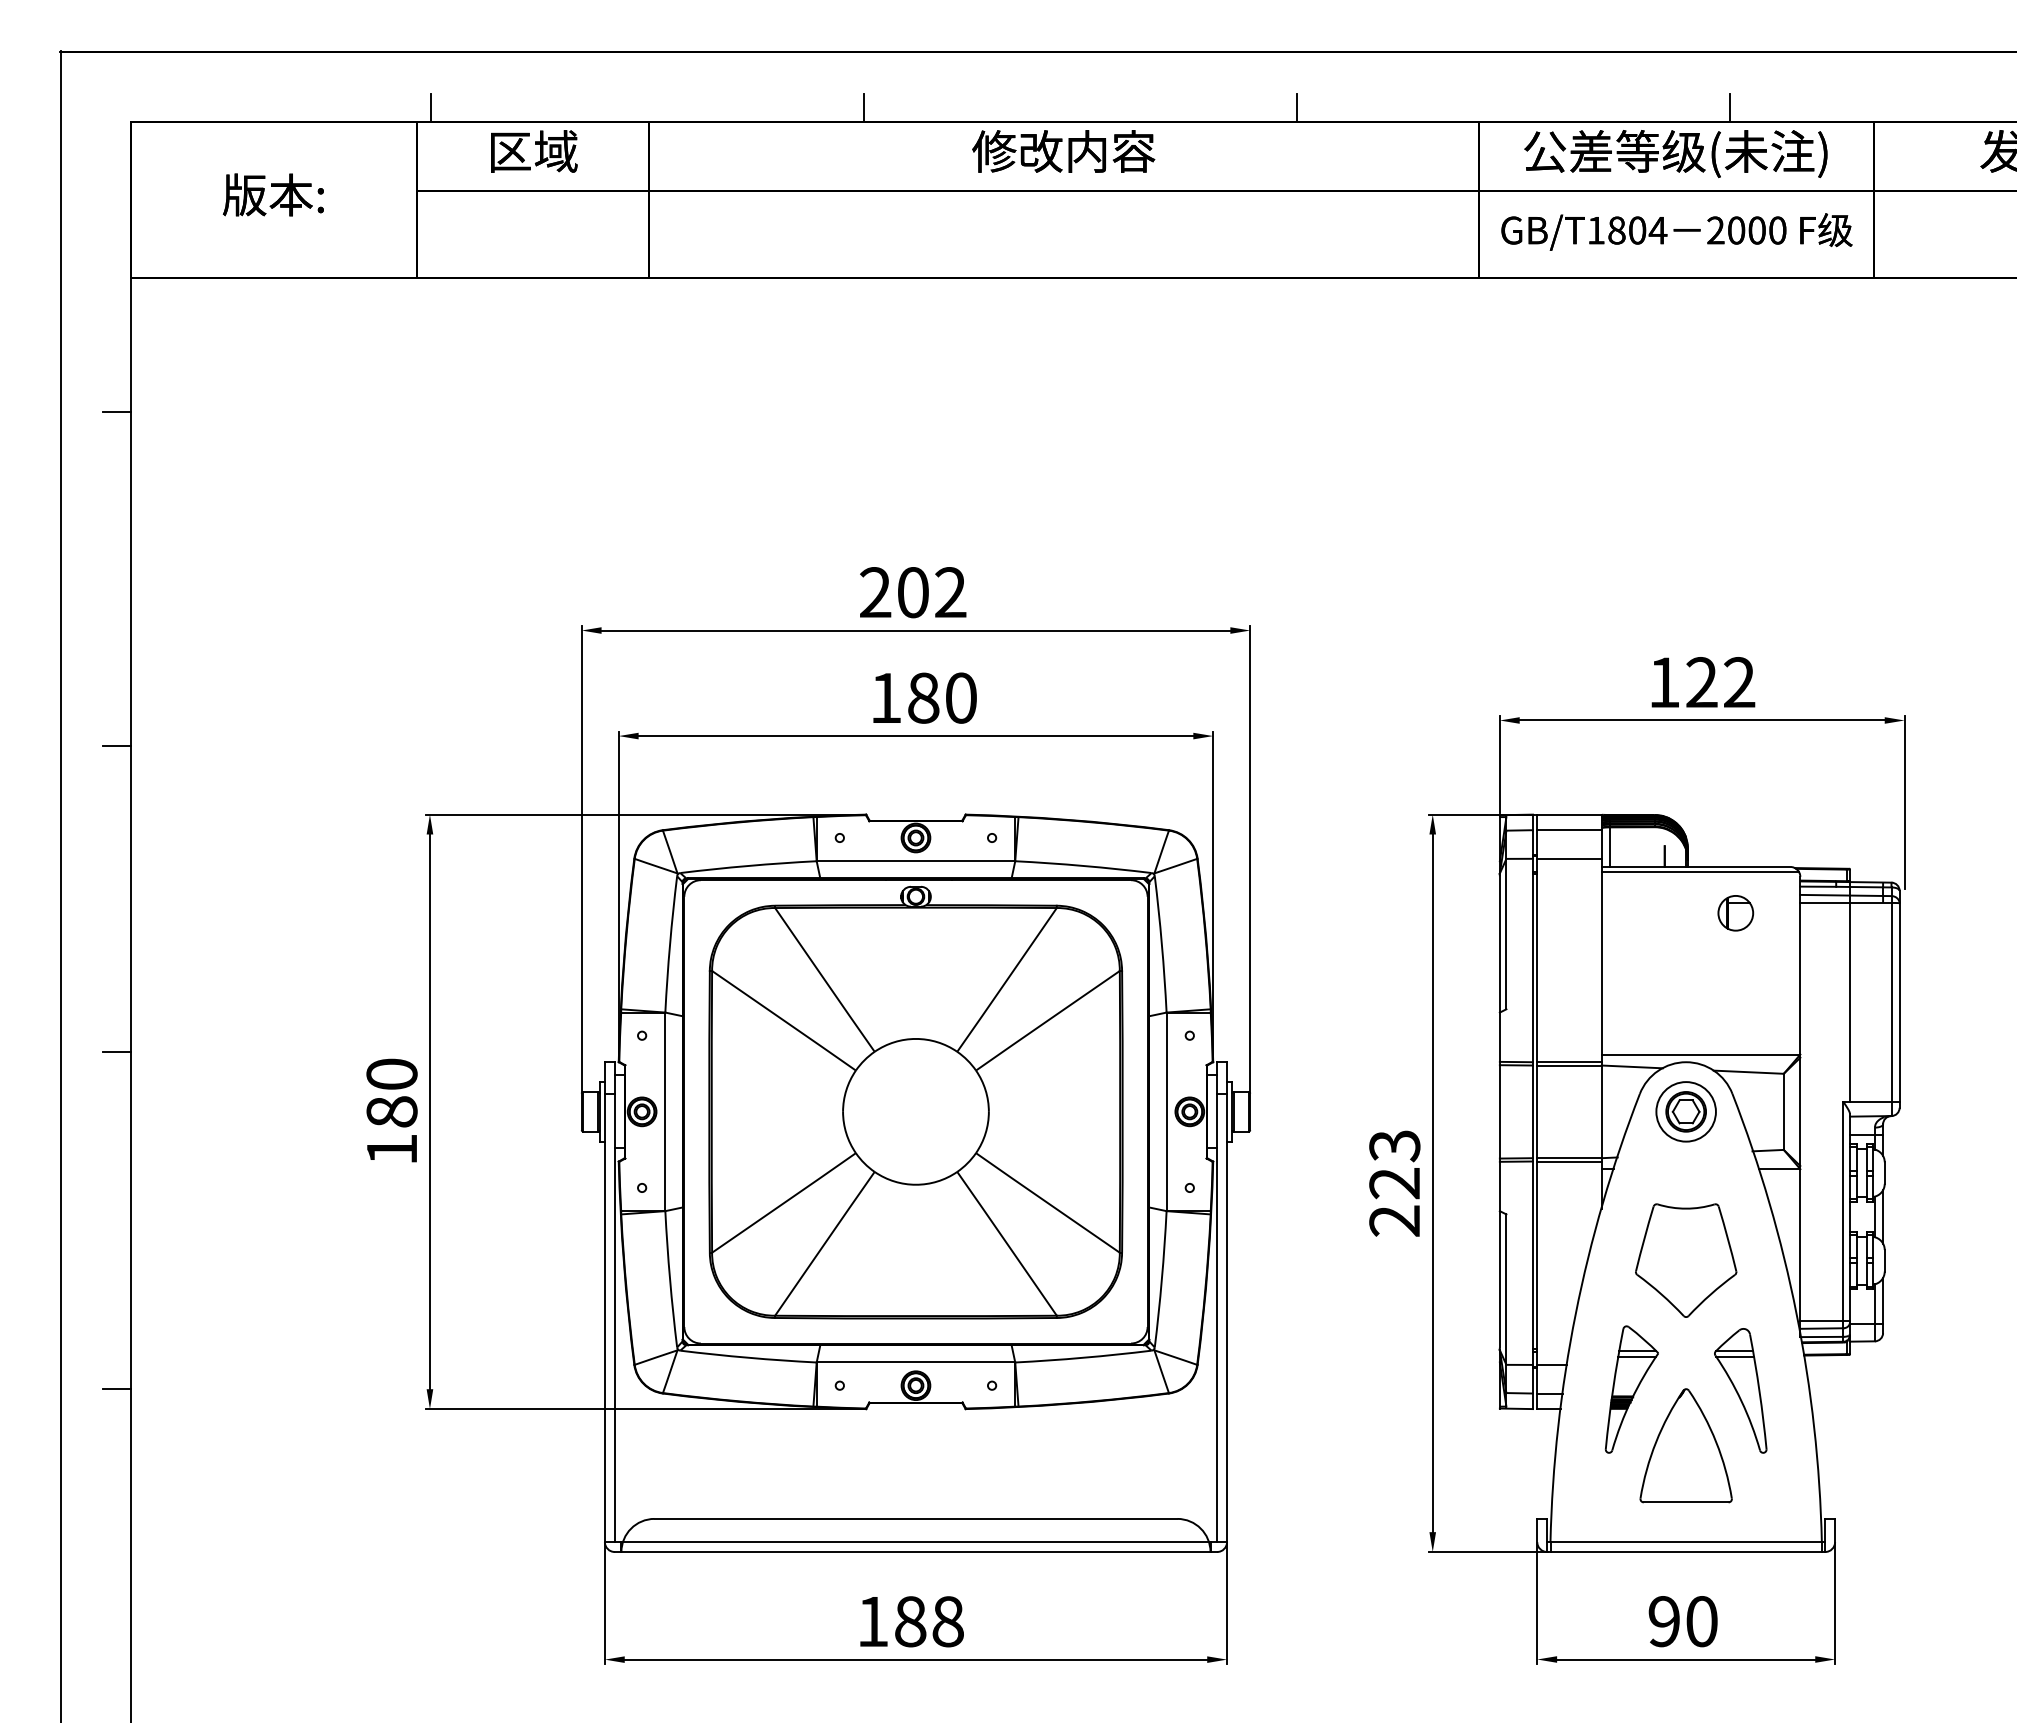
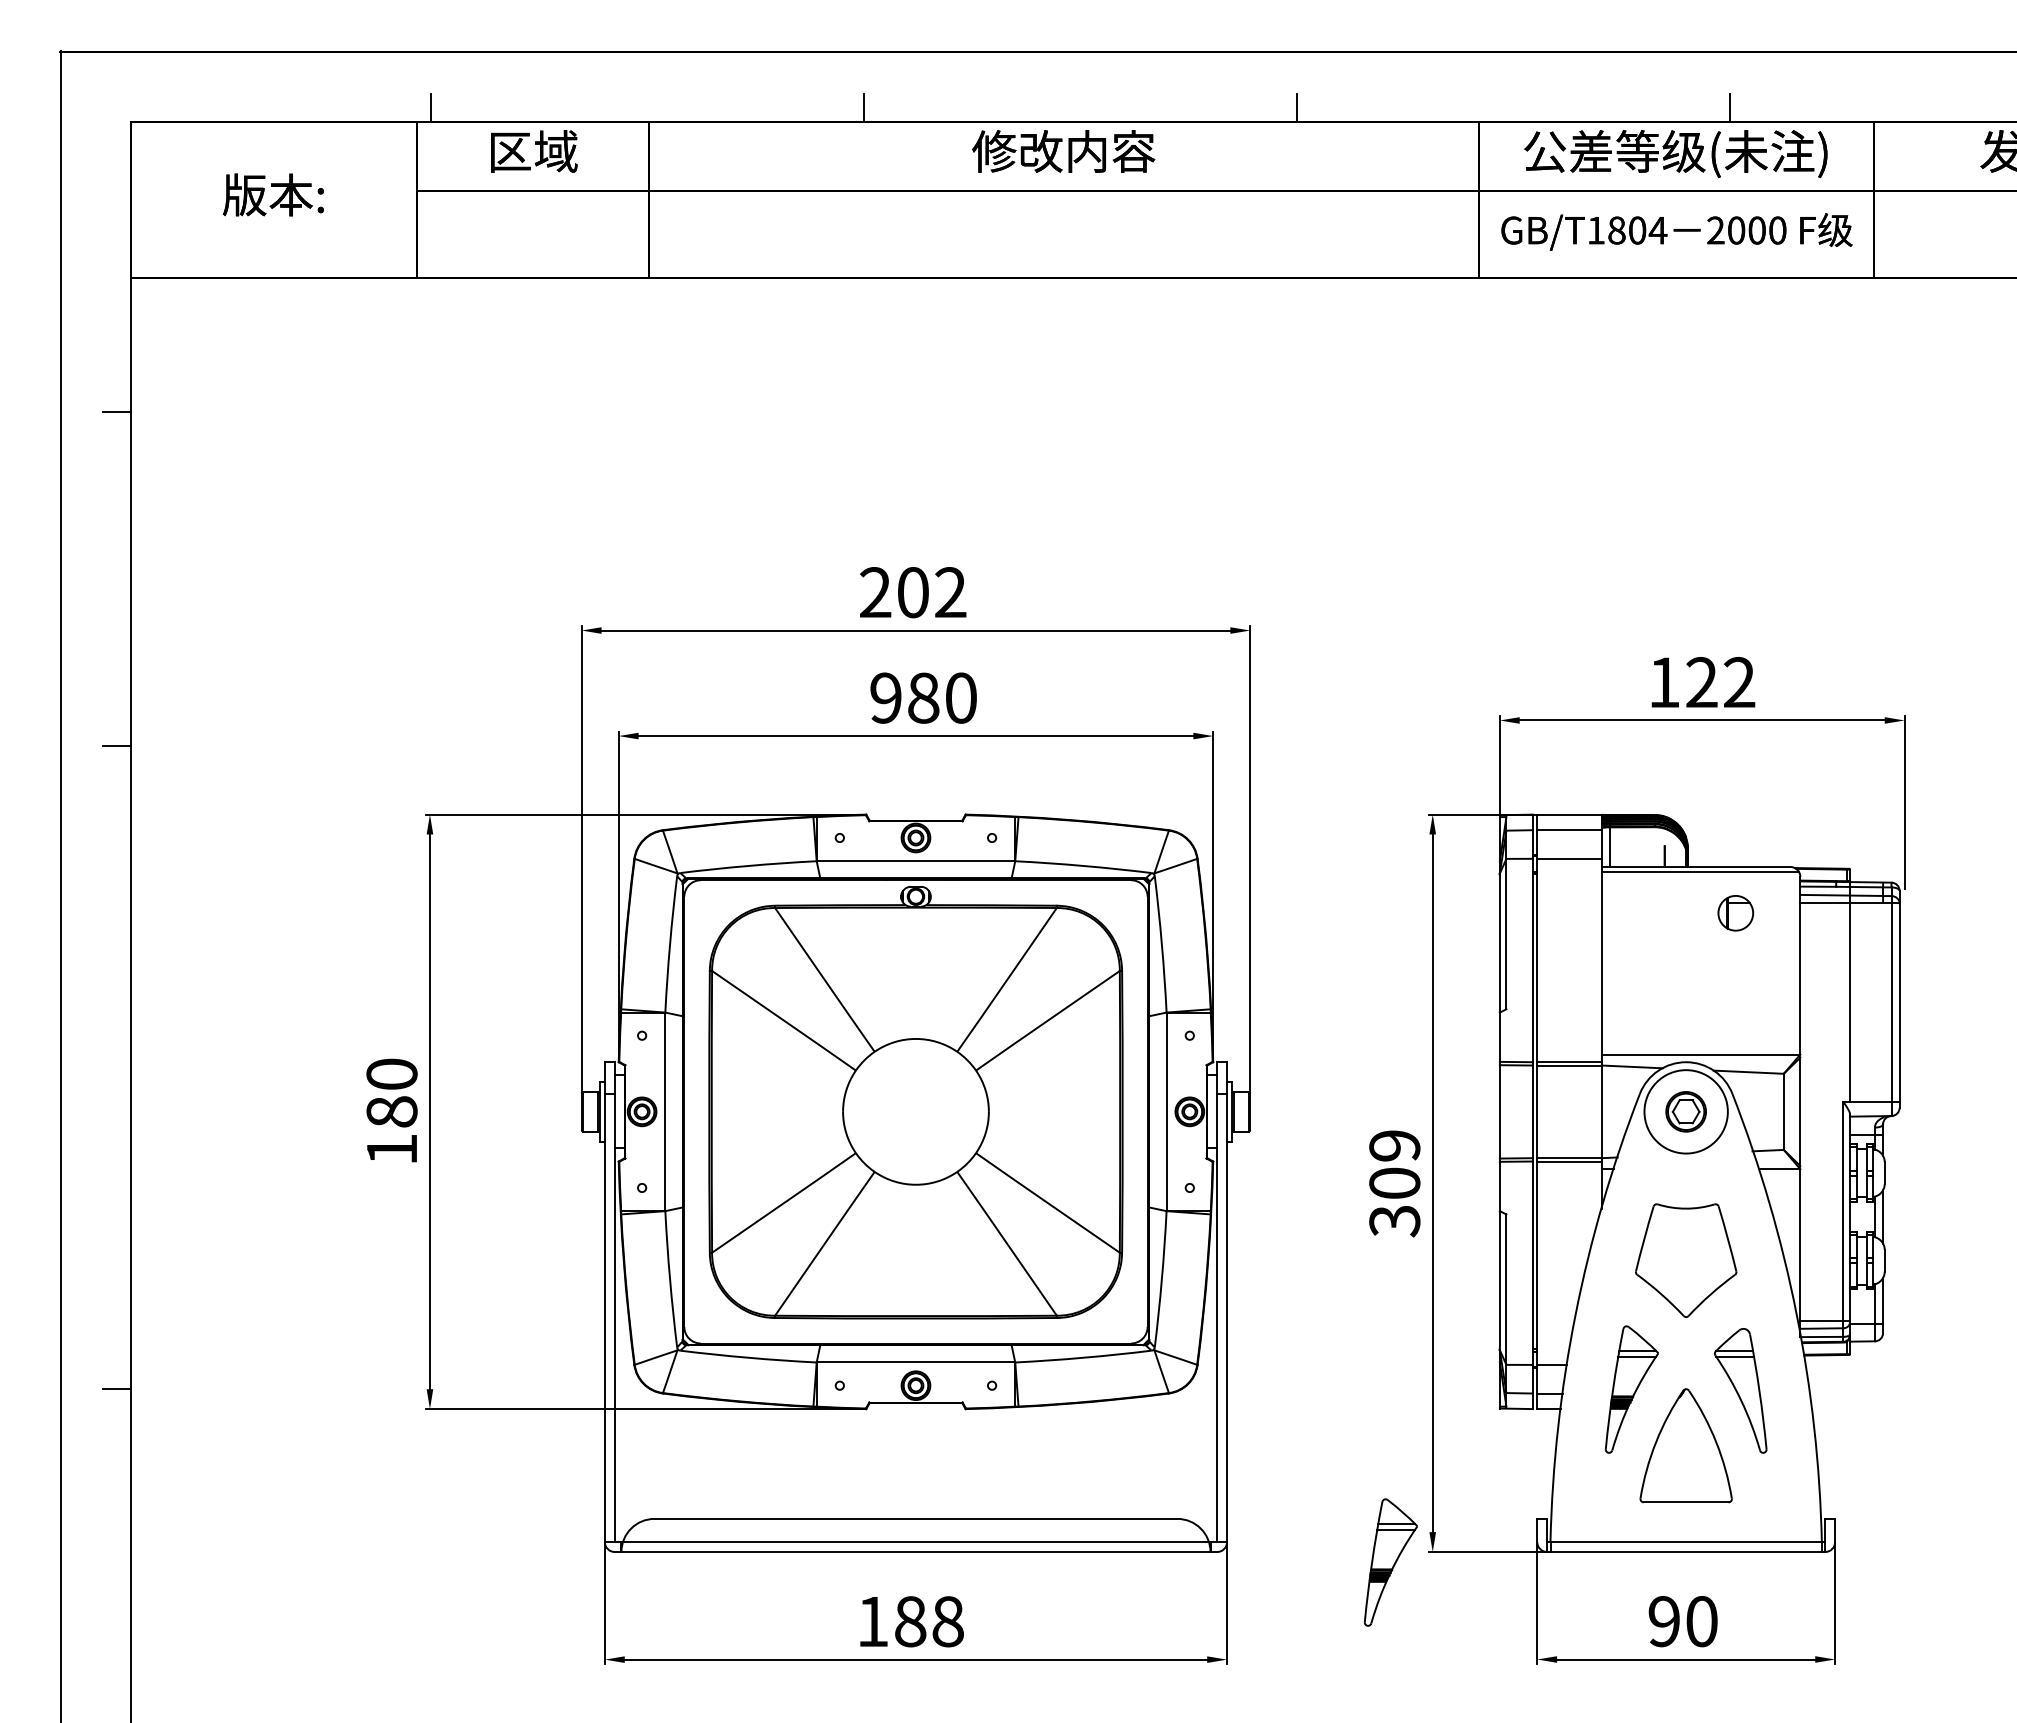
text: 180 -> 980 (885, 697)
line: present -> none (116, 1051)
circle diameter: 60 px -> 83 px (1685, 1111)
text: 223 -> 309 (1394, 1183)
part: none -> present (1390, 1562)
